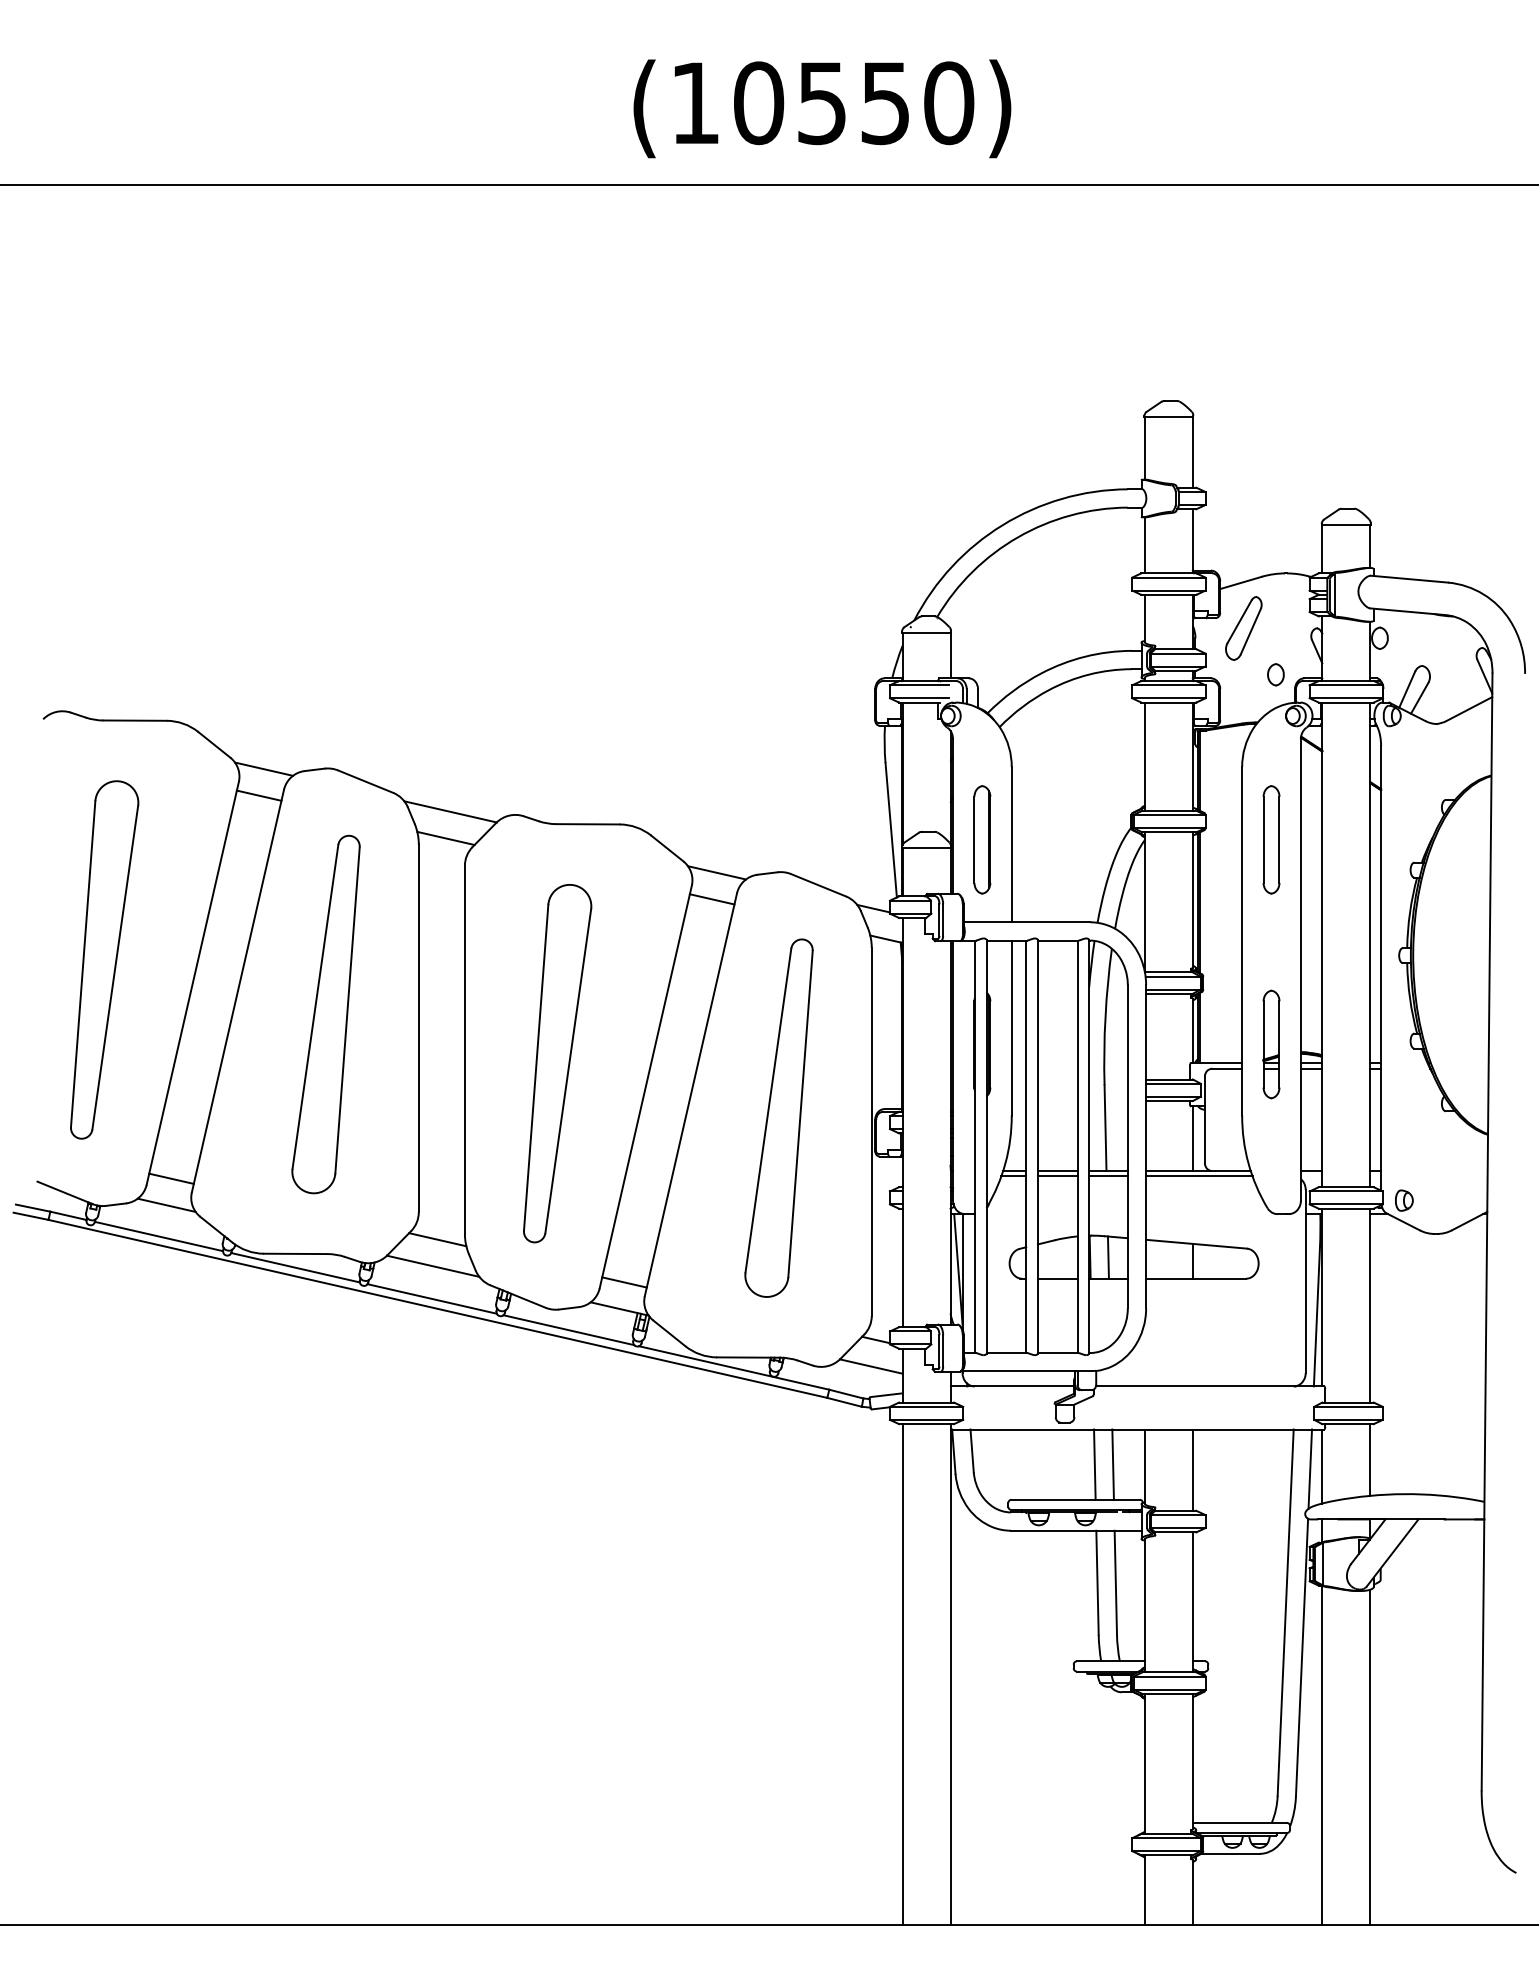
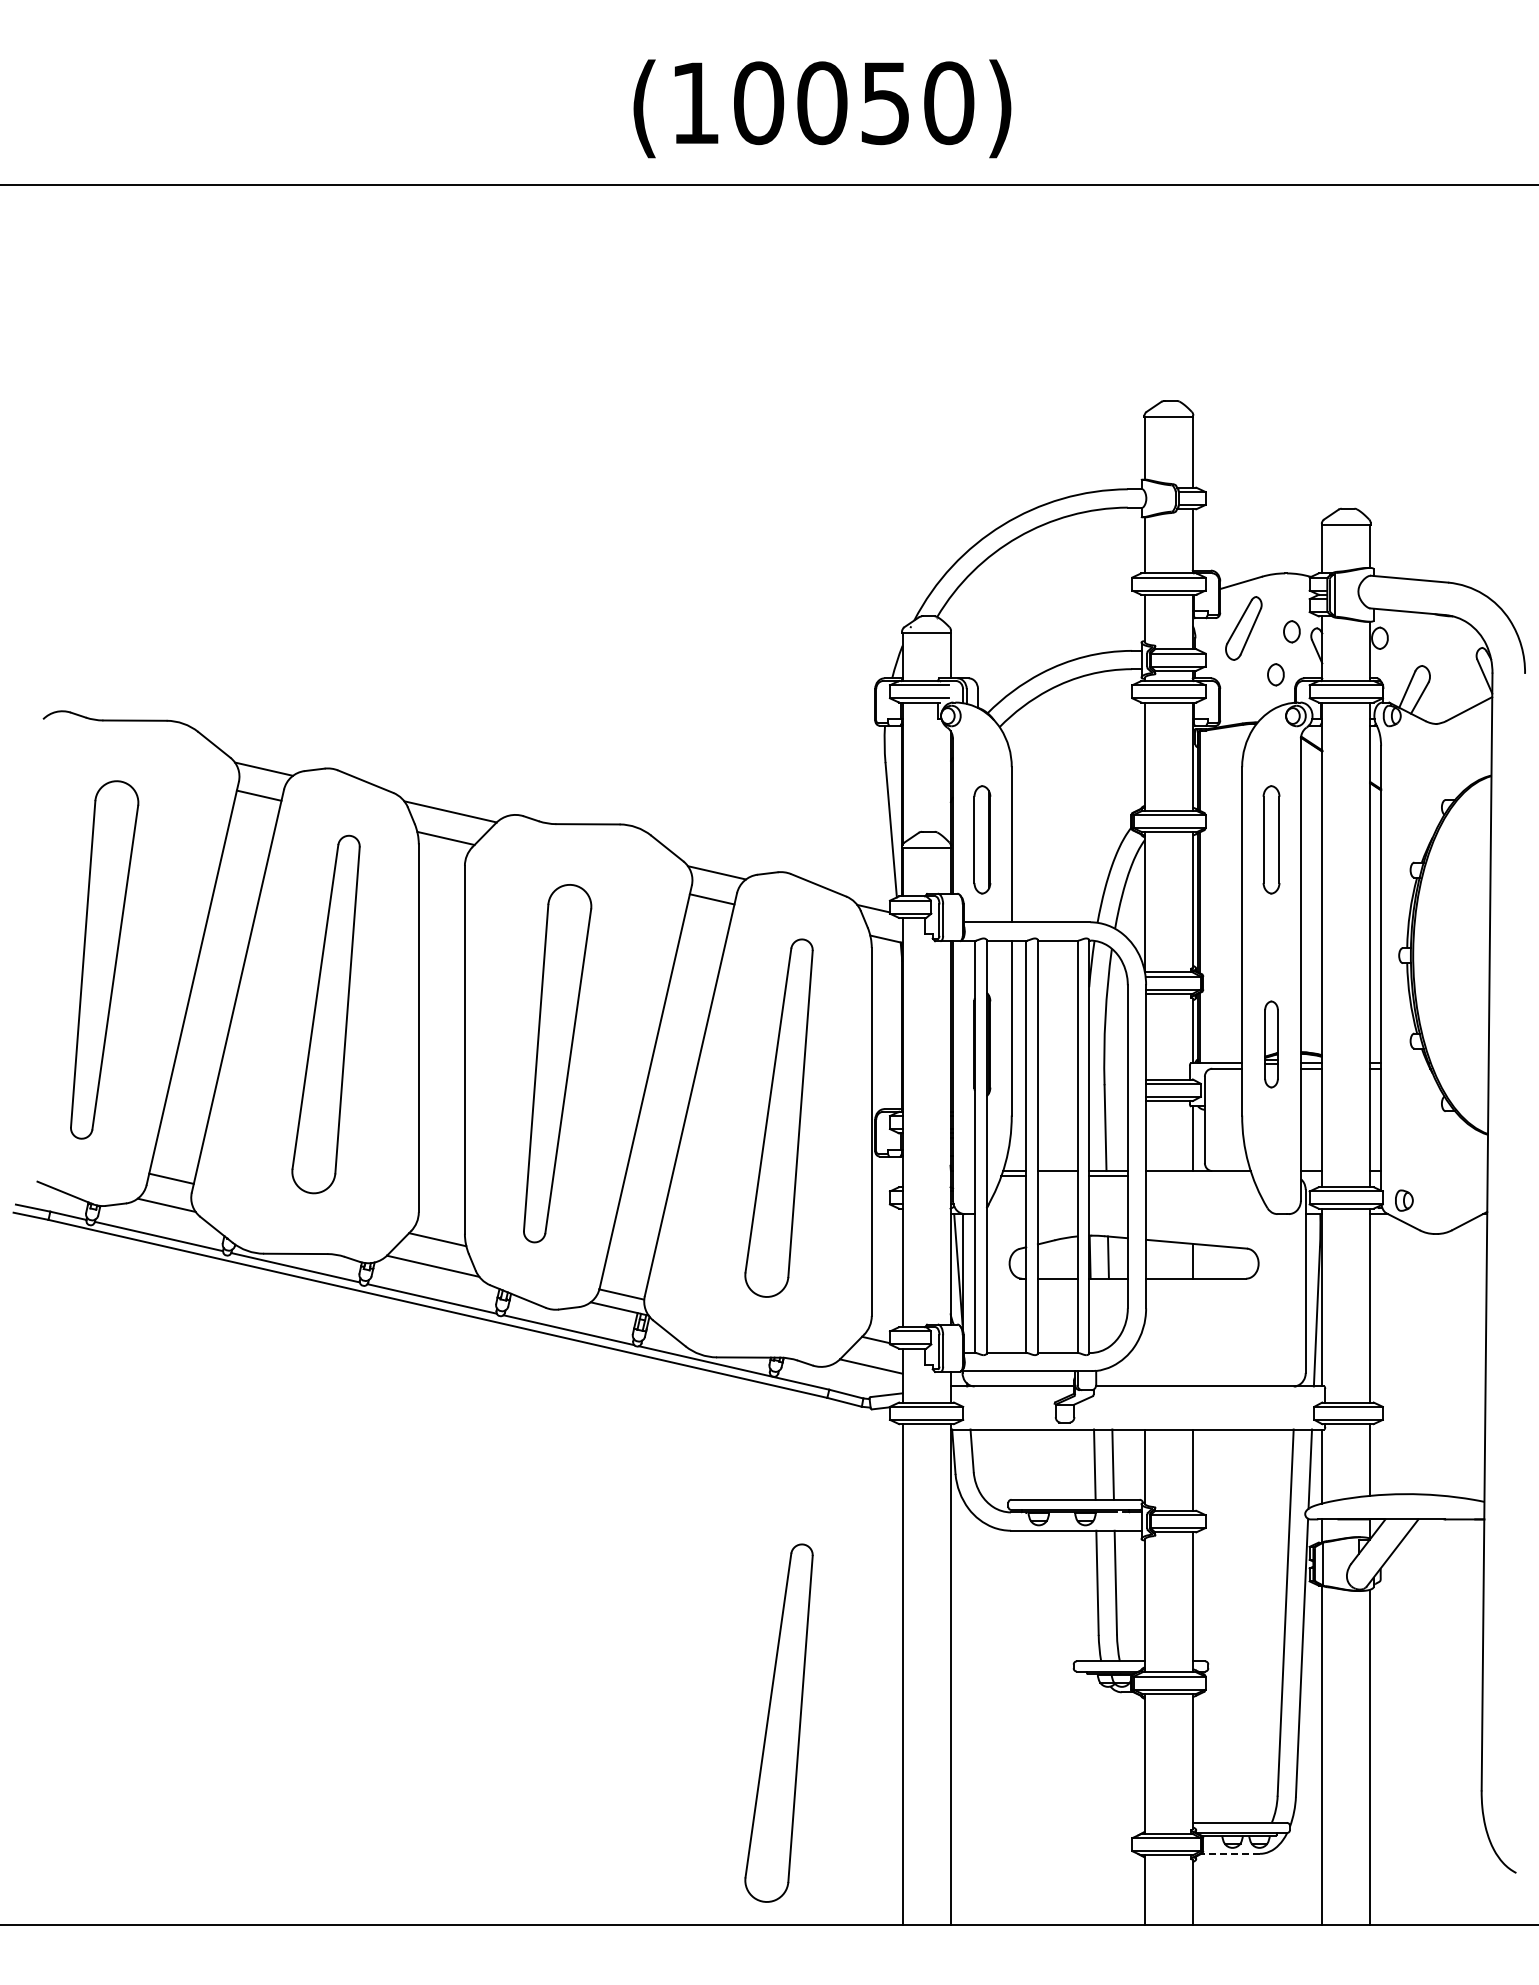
text: (10550) -> (10050) (822, 103)
part: none -> present (1291, 631)
part size: 19x111 px -> 15x89 px (1271, 1044)
line: present -> none (1057, 1176)
line: present -> none (1199, 1176)
line position: (624, 1282) -> (621, 1294) (621, 1294)
part: none -> present (778, 1722)
line: solid -> dashed (1230, 1853)
